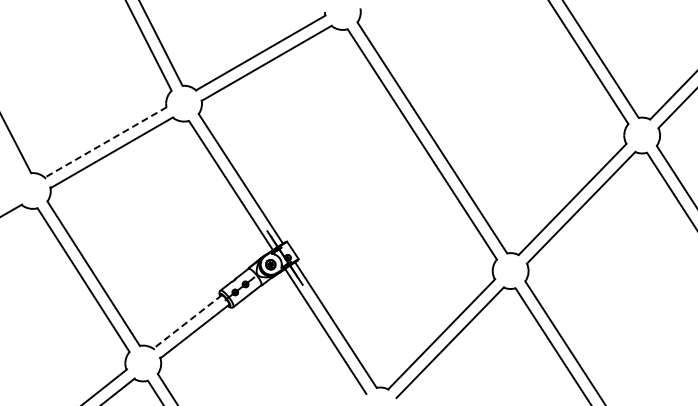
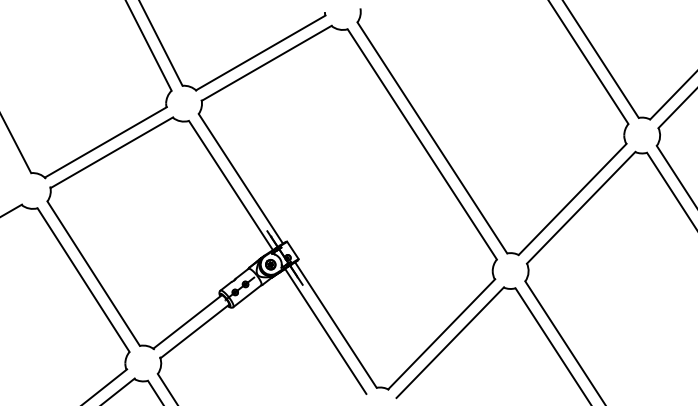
line: dashed -> solid (105, 142)
line: dashed -> solid (187, 322)
